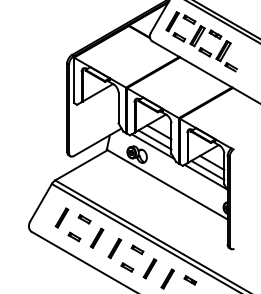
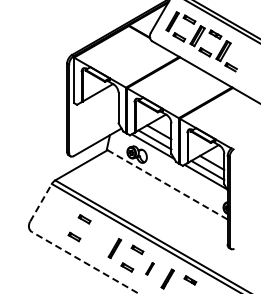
line: solid -> dashed (167, 184)
line: solid -> dashed (41, 202)
part: present -> none (61, 217)
part: present -> none (96, 237)
line: solid -> dashed (85, 262)
part size: 16x22 px -> 10x14 px (149, 268)
